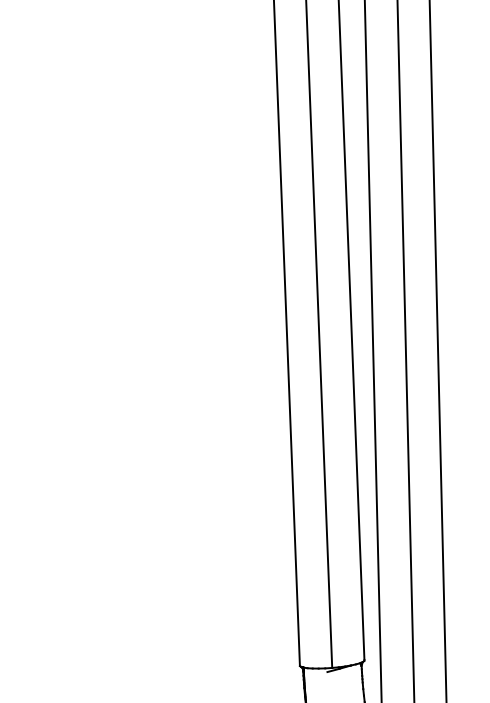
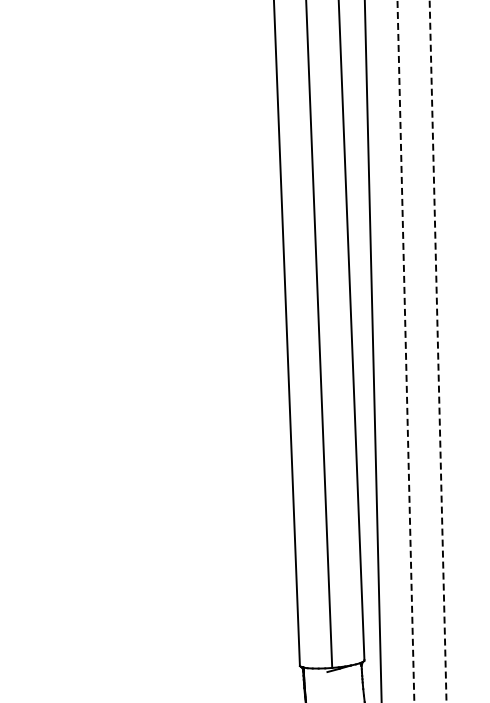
line: solid -> dashed (405, 351)
line: solid -> dashed (438, 351)
